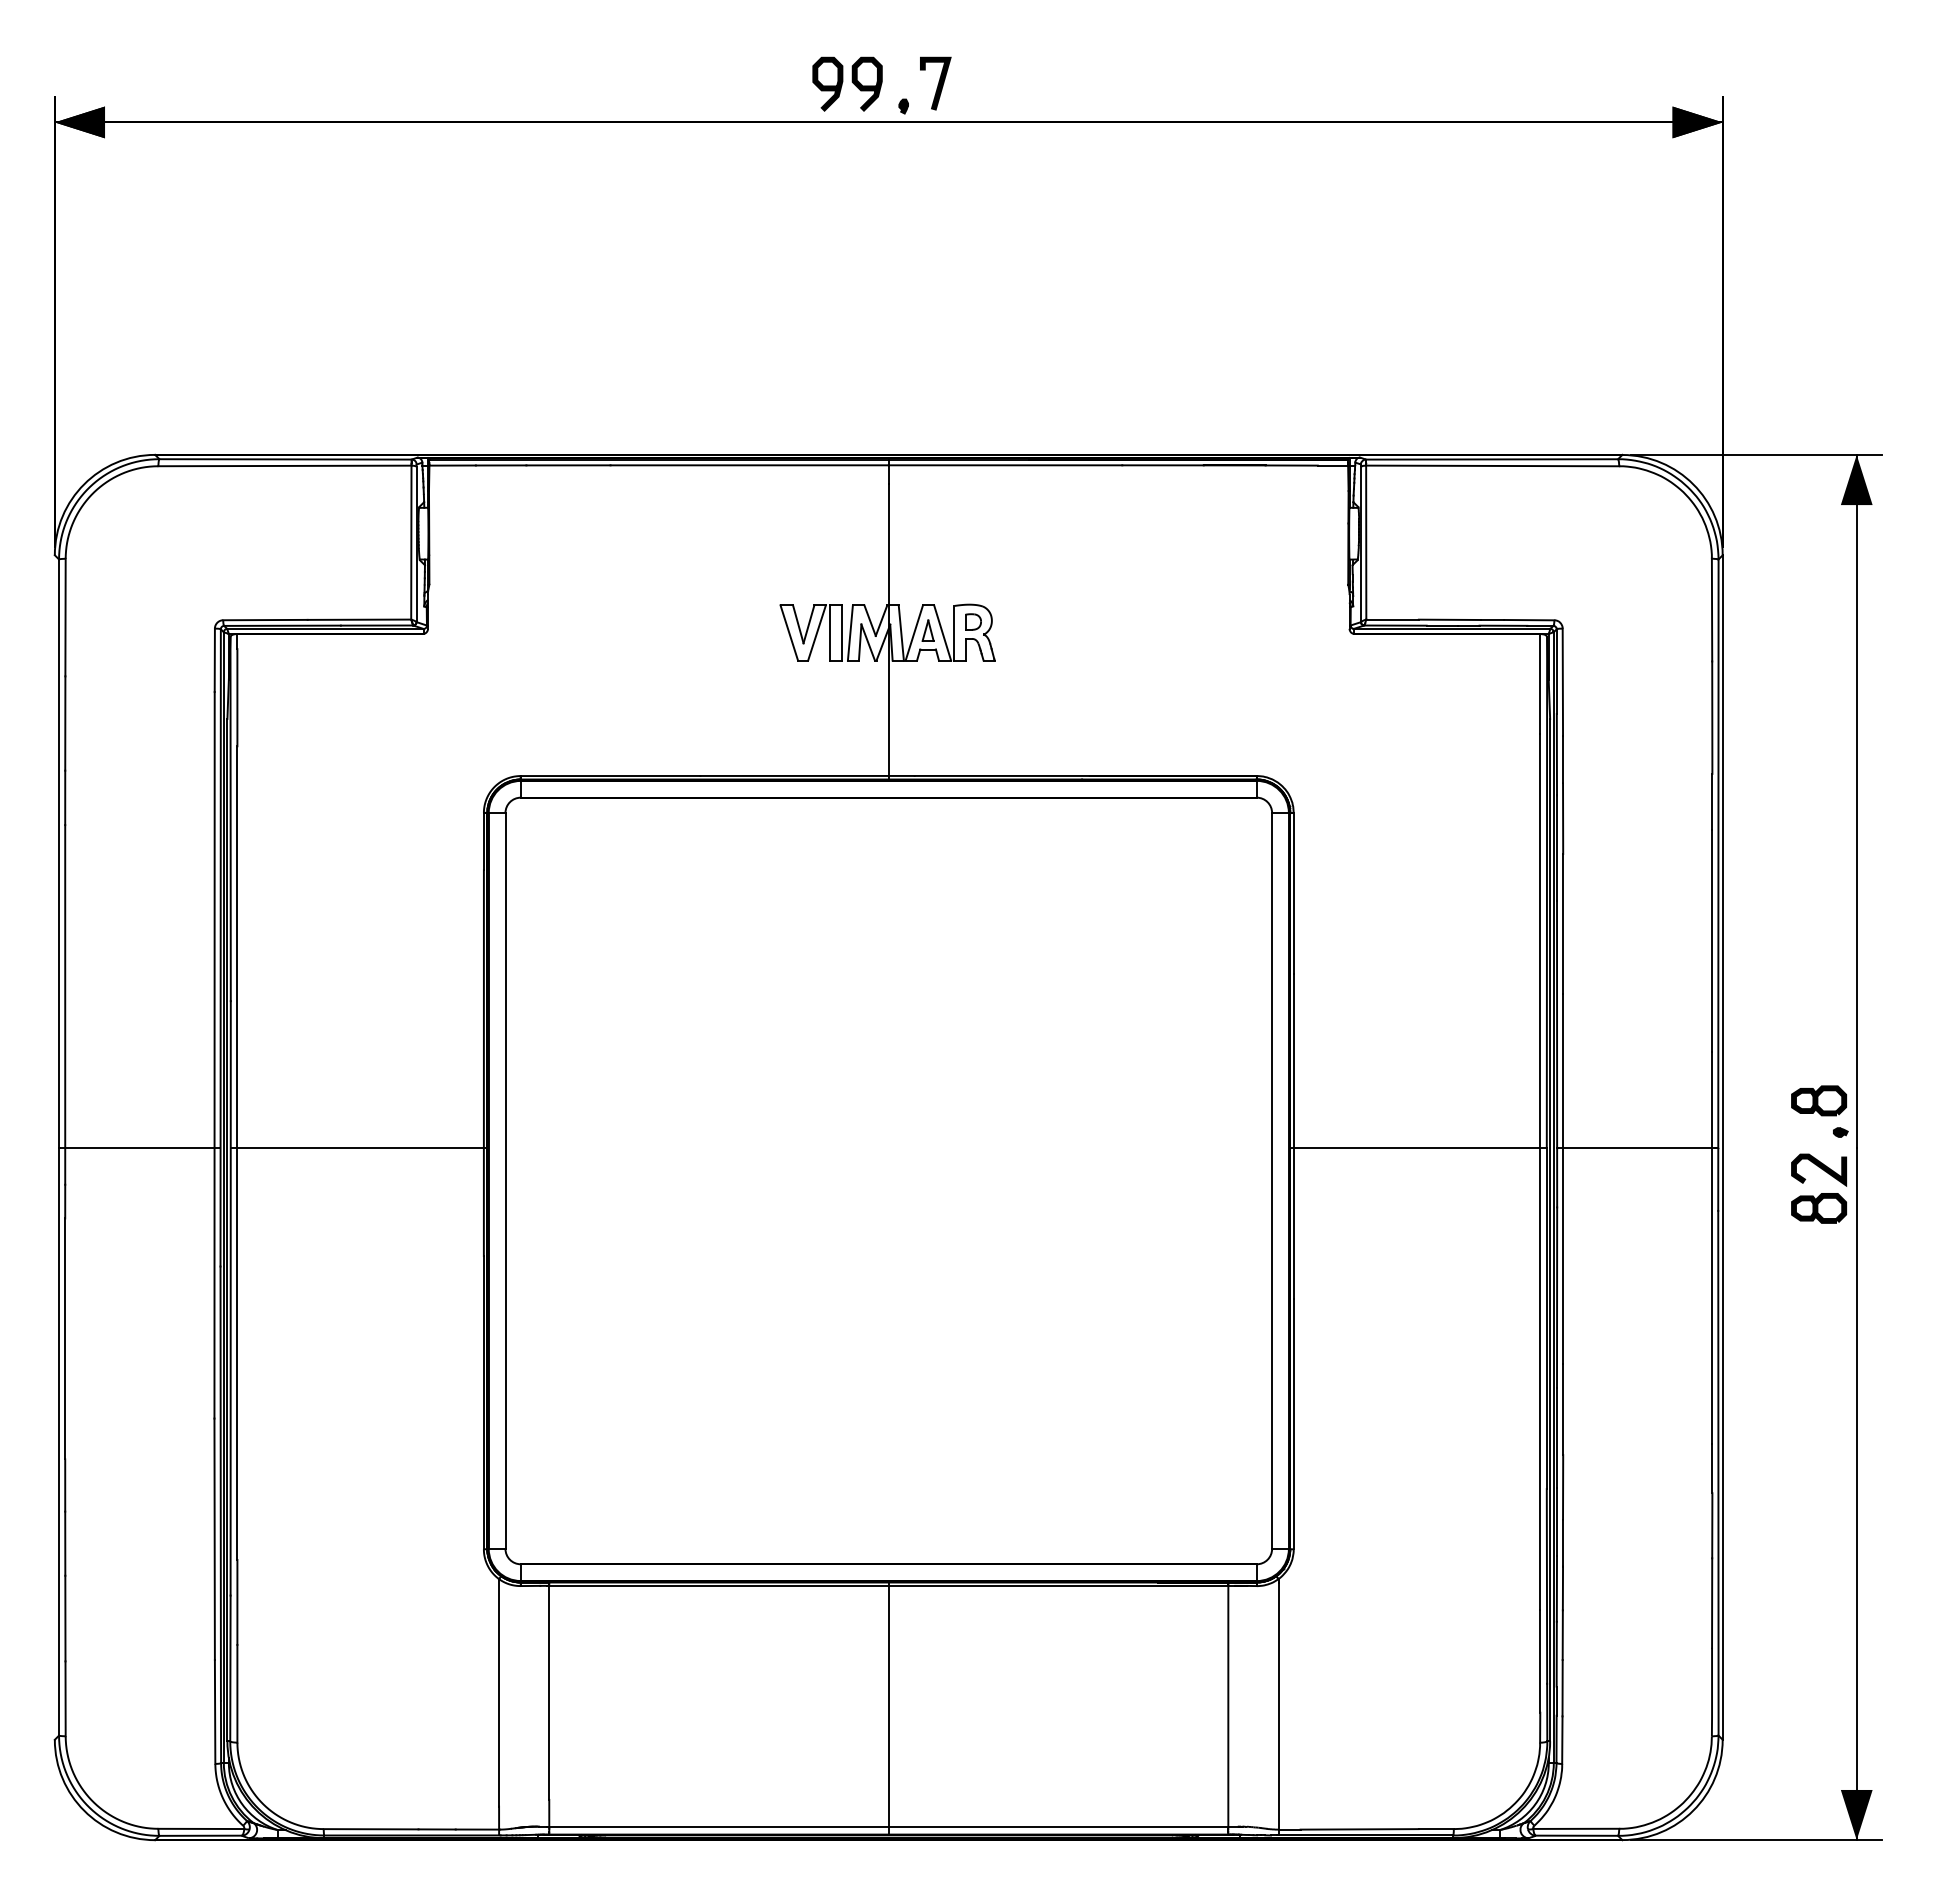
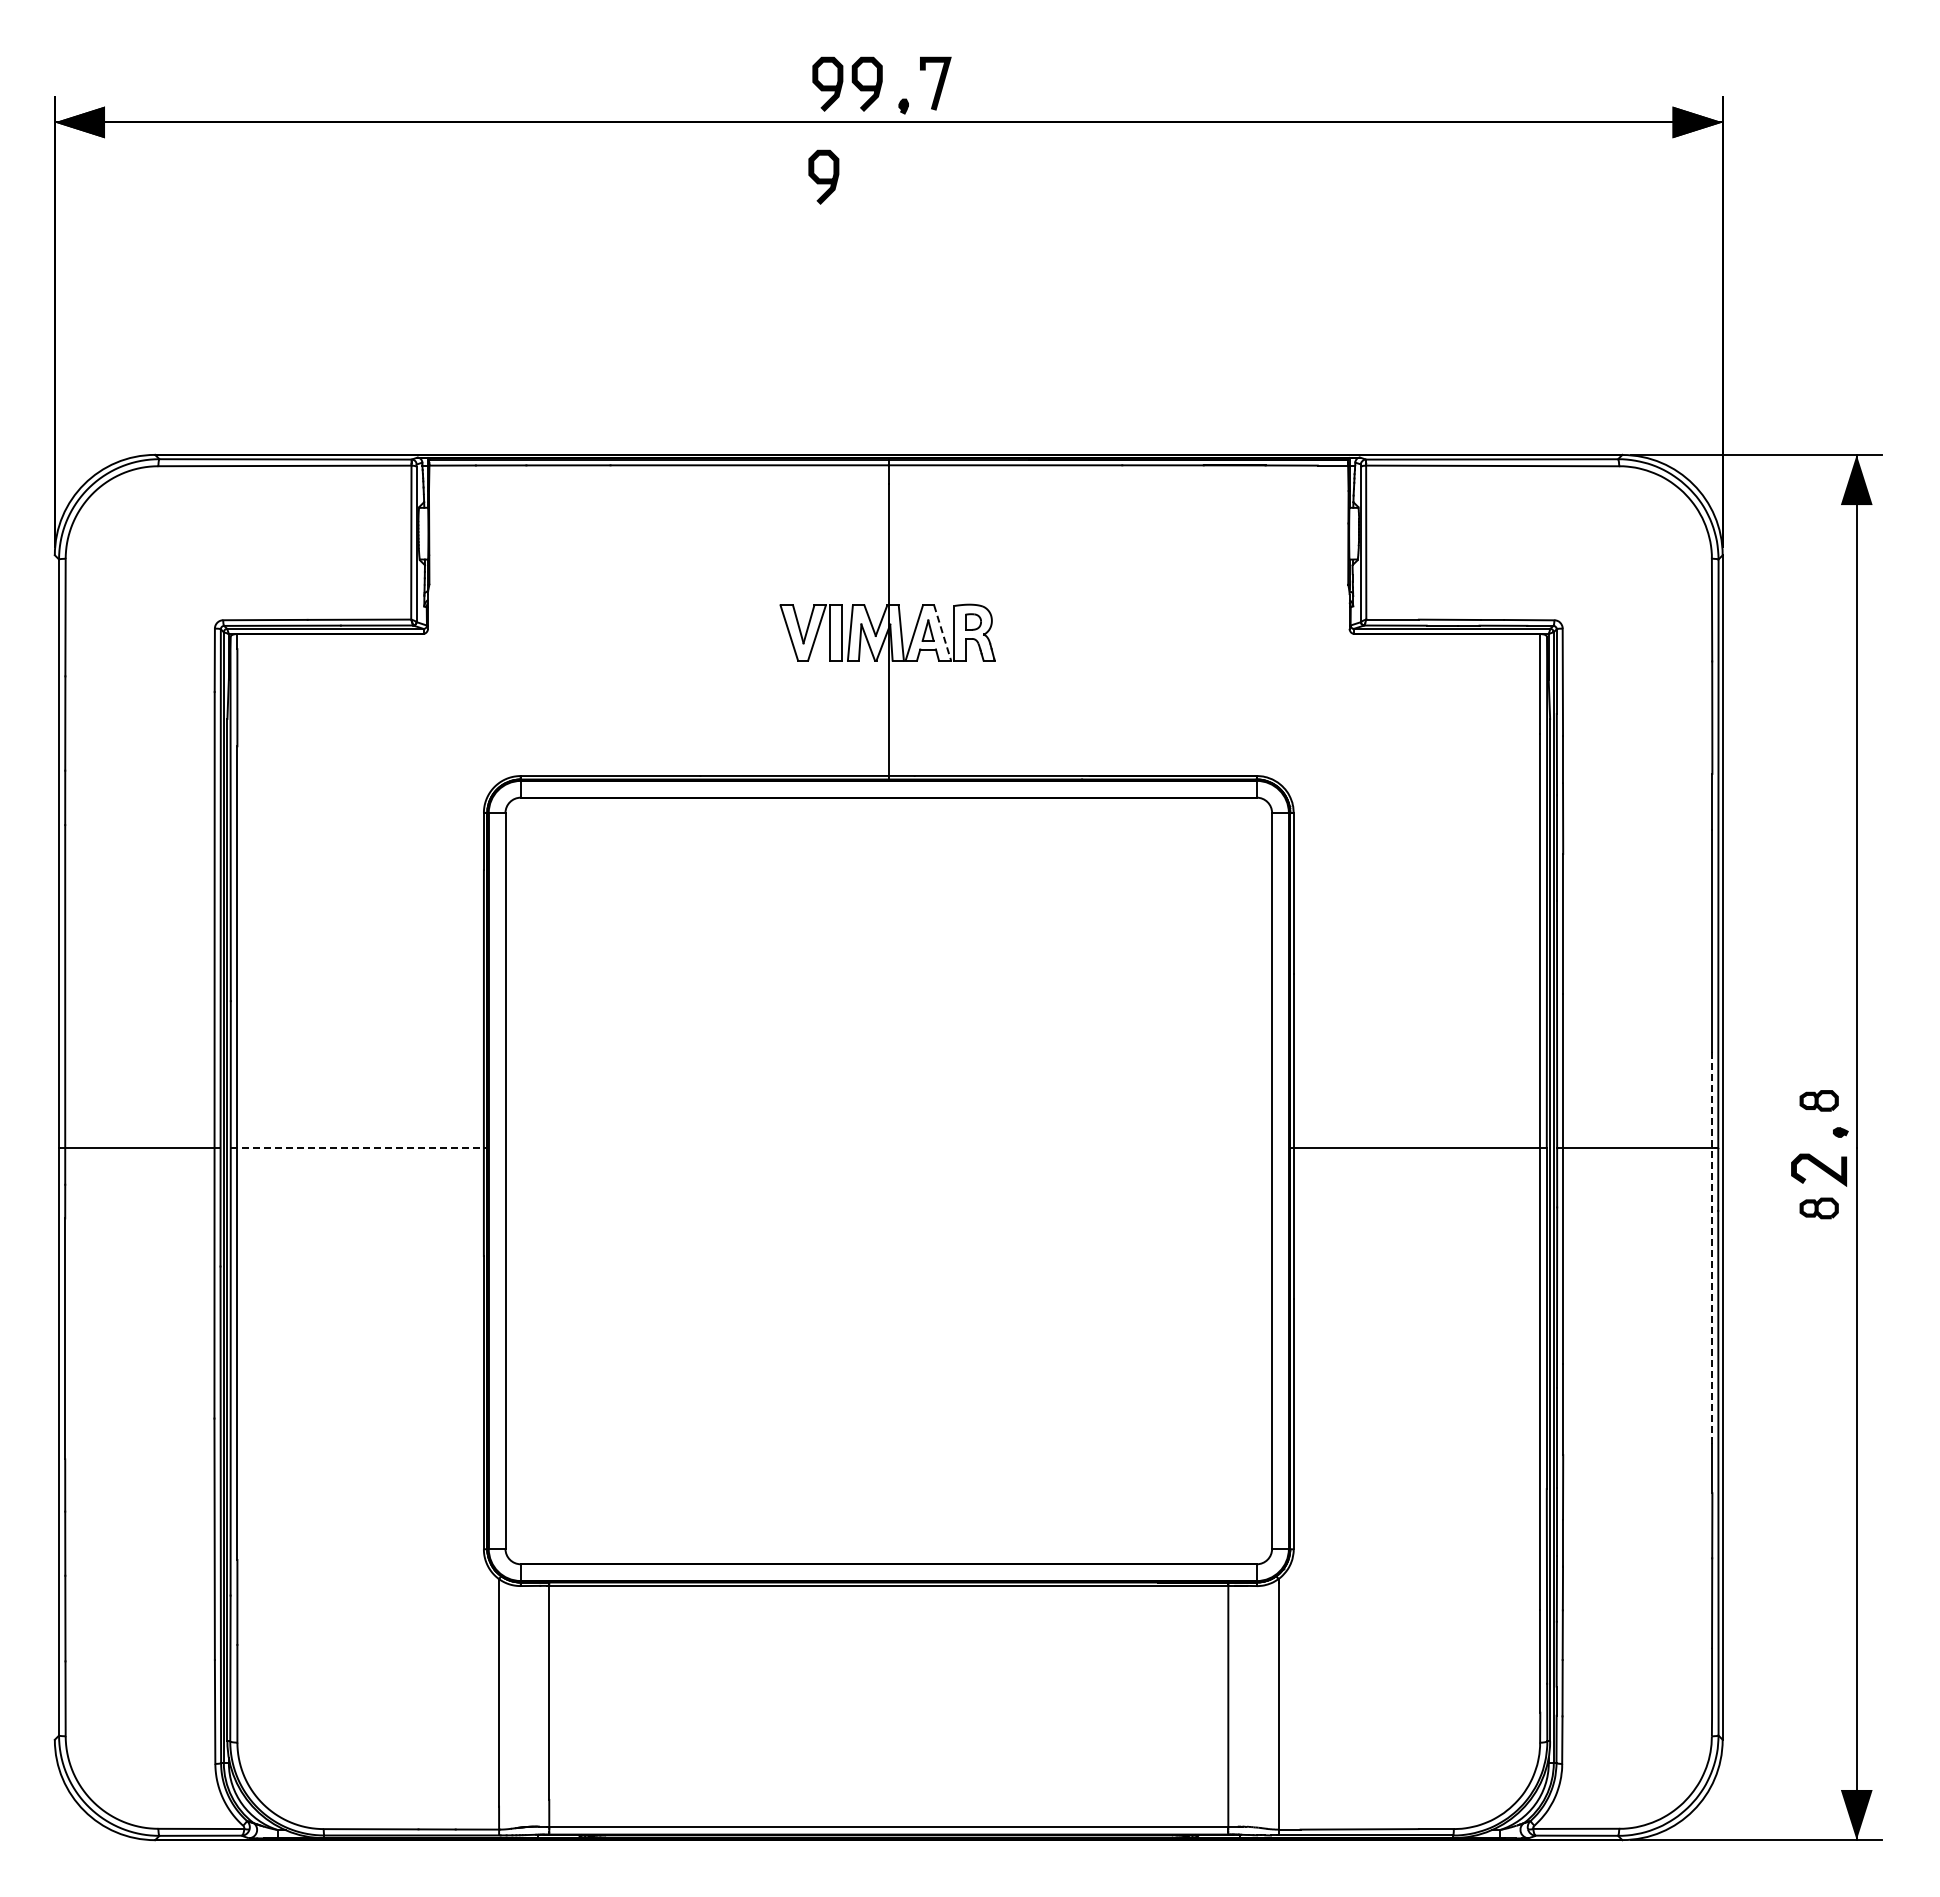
curve: none -> present (823, 178)
line: solid -> dashed (942, 632)
part size: 57x32 px -> 40x22 px (1818, 1100)
line: solid -> dashed (358, 1147)
part size: 57x31 px -> 40x23 px (1818, 1208)
line: solid -> dashed (1712, 1247)
line: present -> none (888, 1708)
